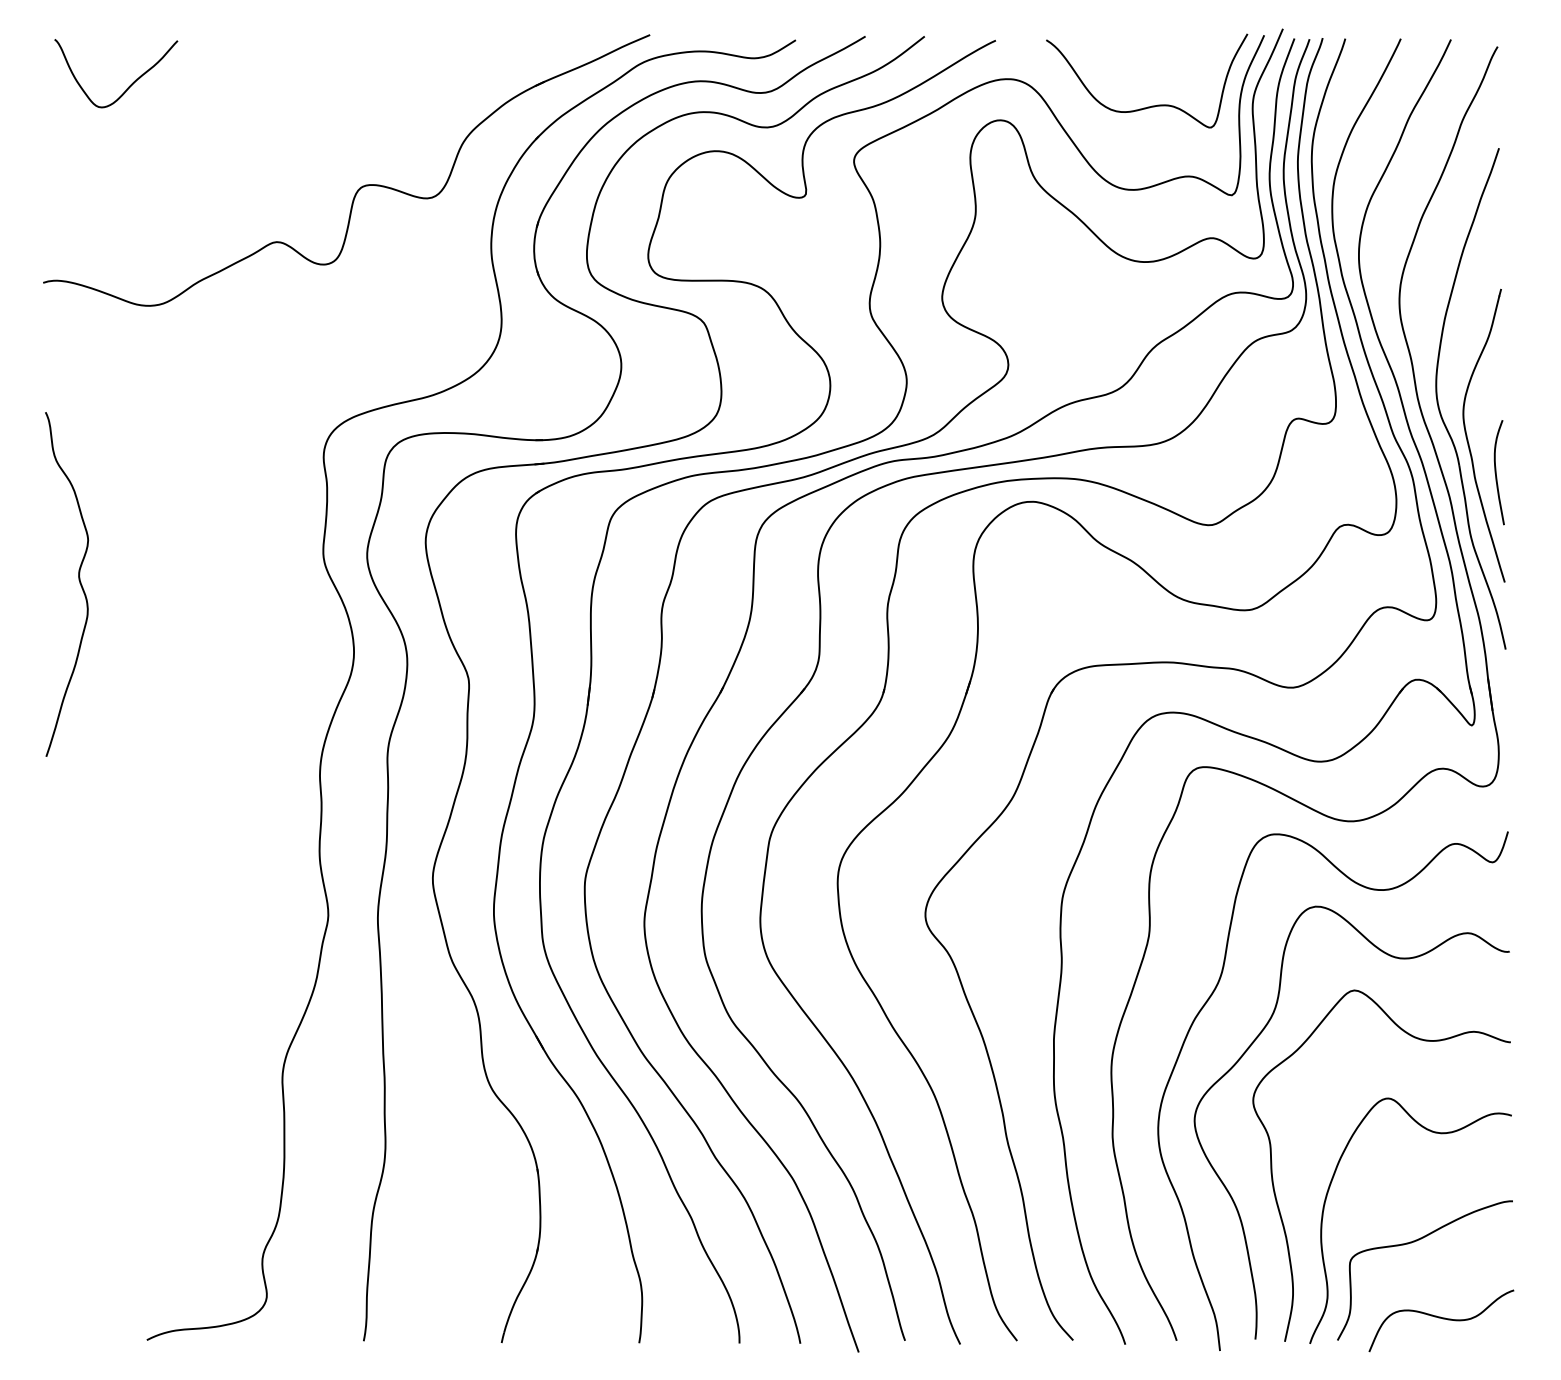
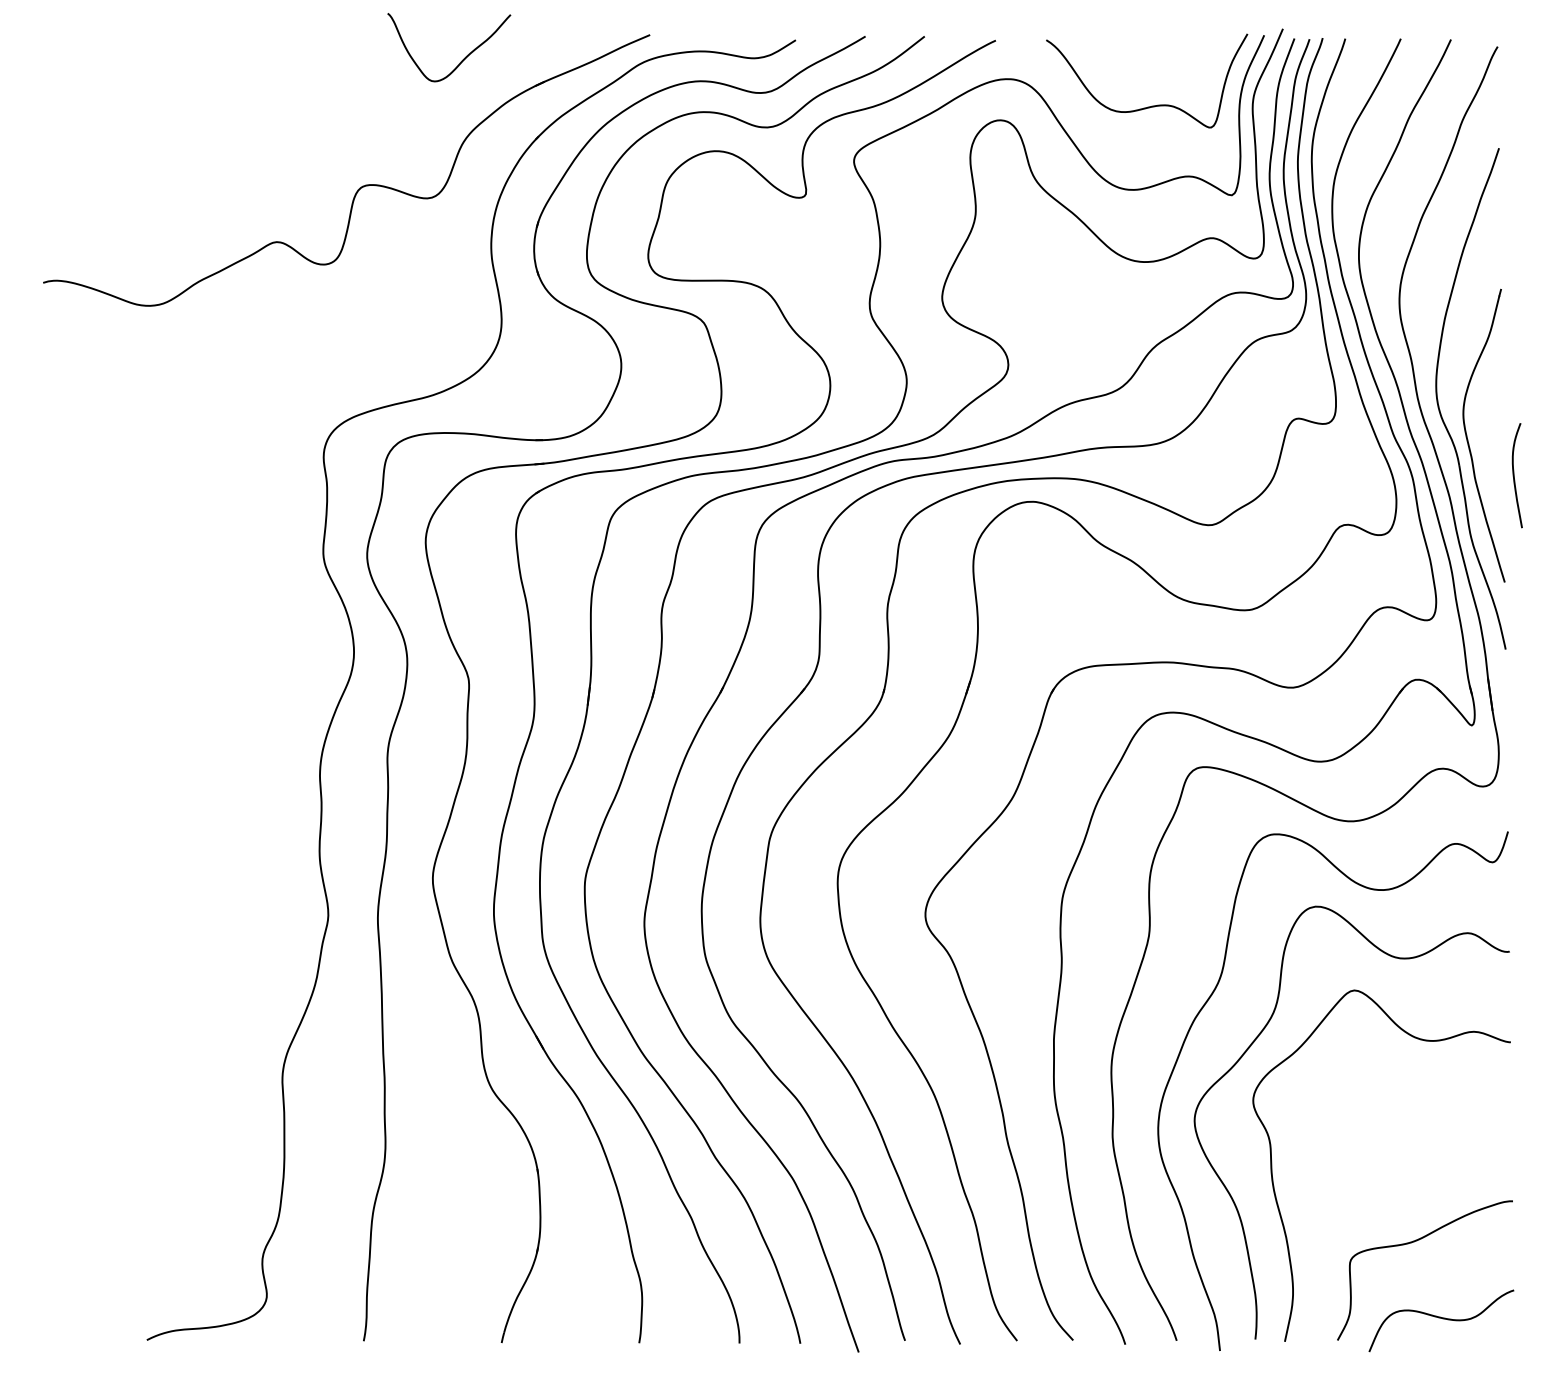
curve position: (129, 85) -> (462, 59) (462, 59)
curve position: (1496, 472) -> (1514, 475) (1514, 475)
curve: present -> none (78, 580)
curve: present -> none (1328, 1193)
